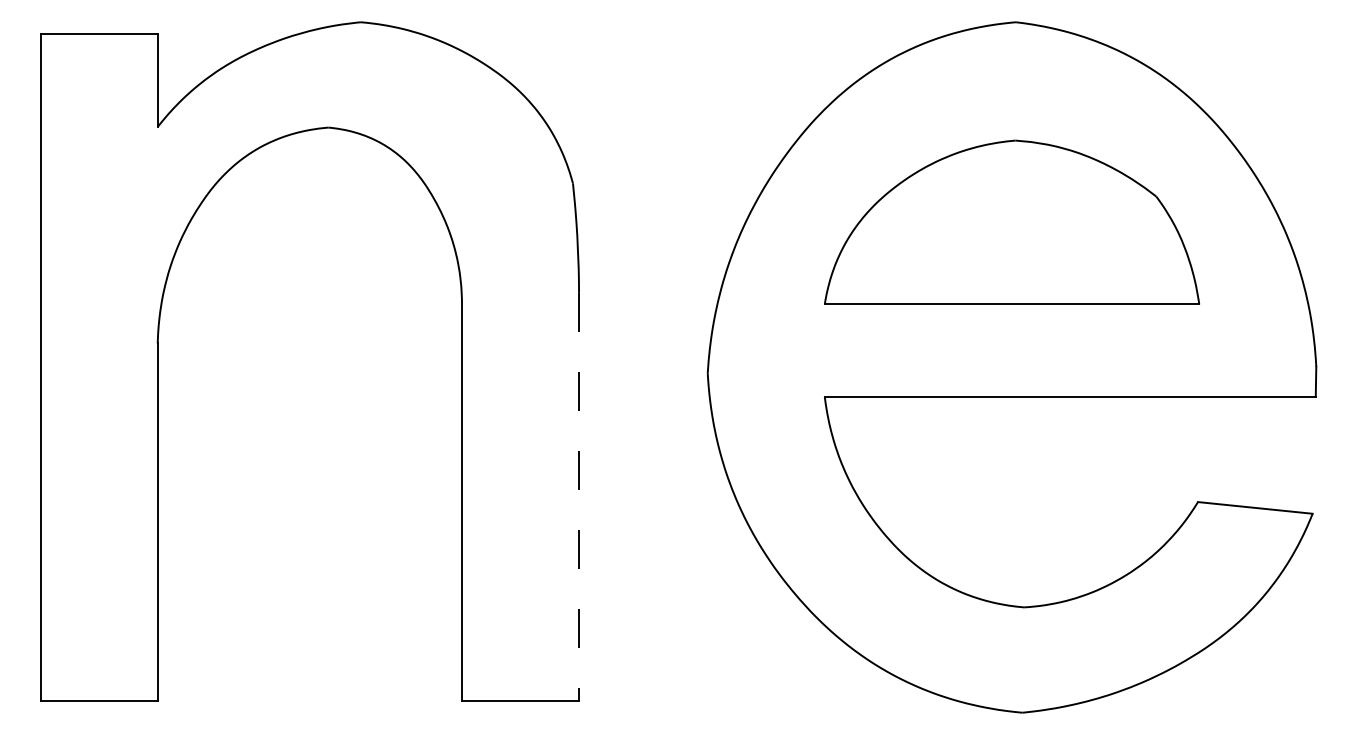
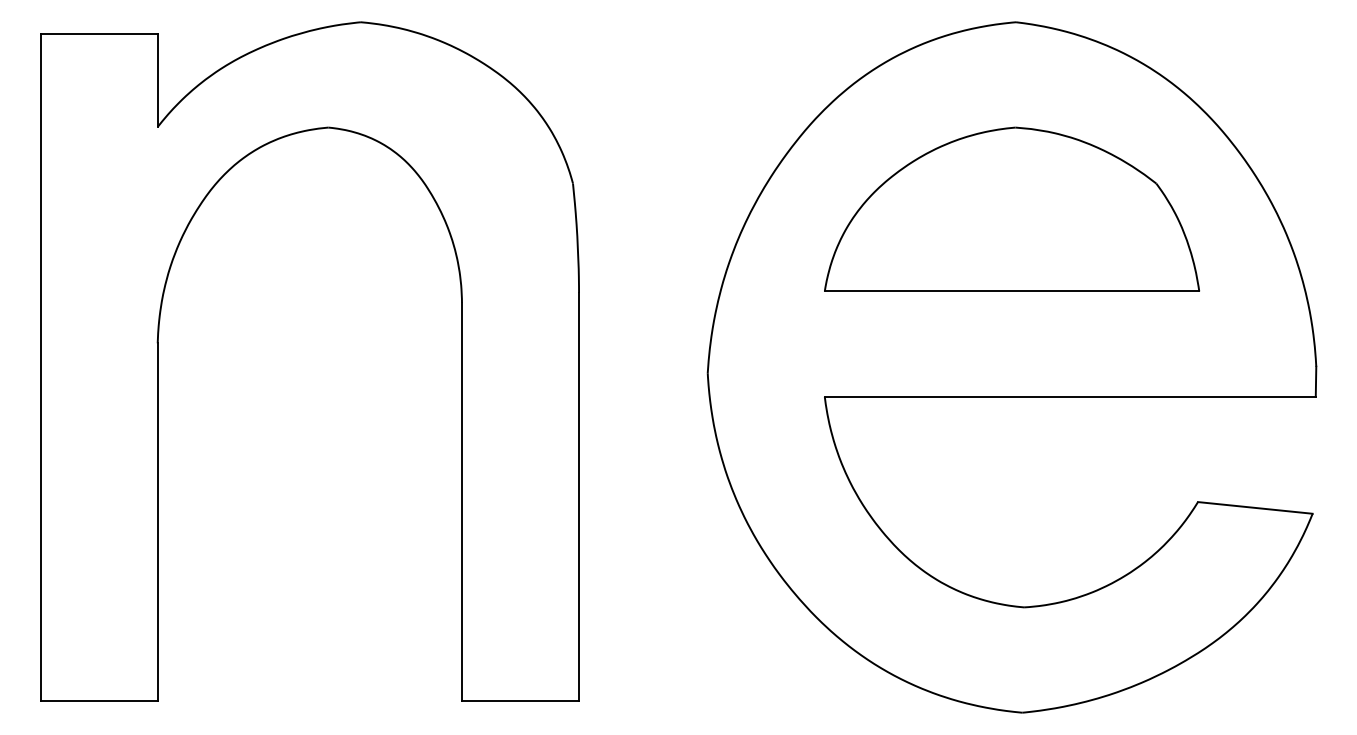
part position: (1012, 221) -> (1012, 208) (1012, 208)
line: dashed -> solid (579, 497)
